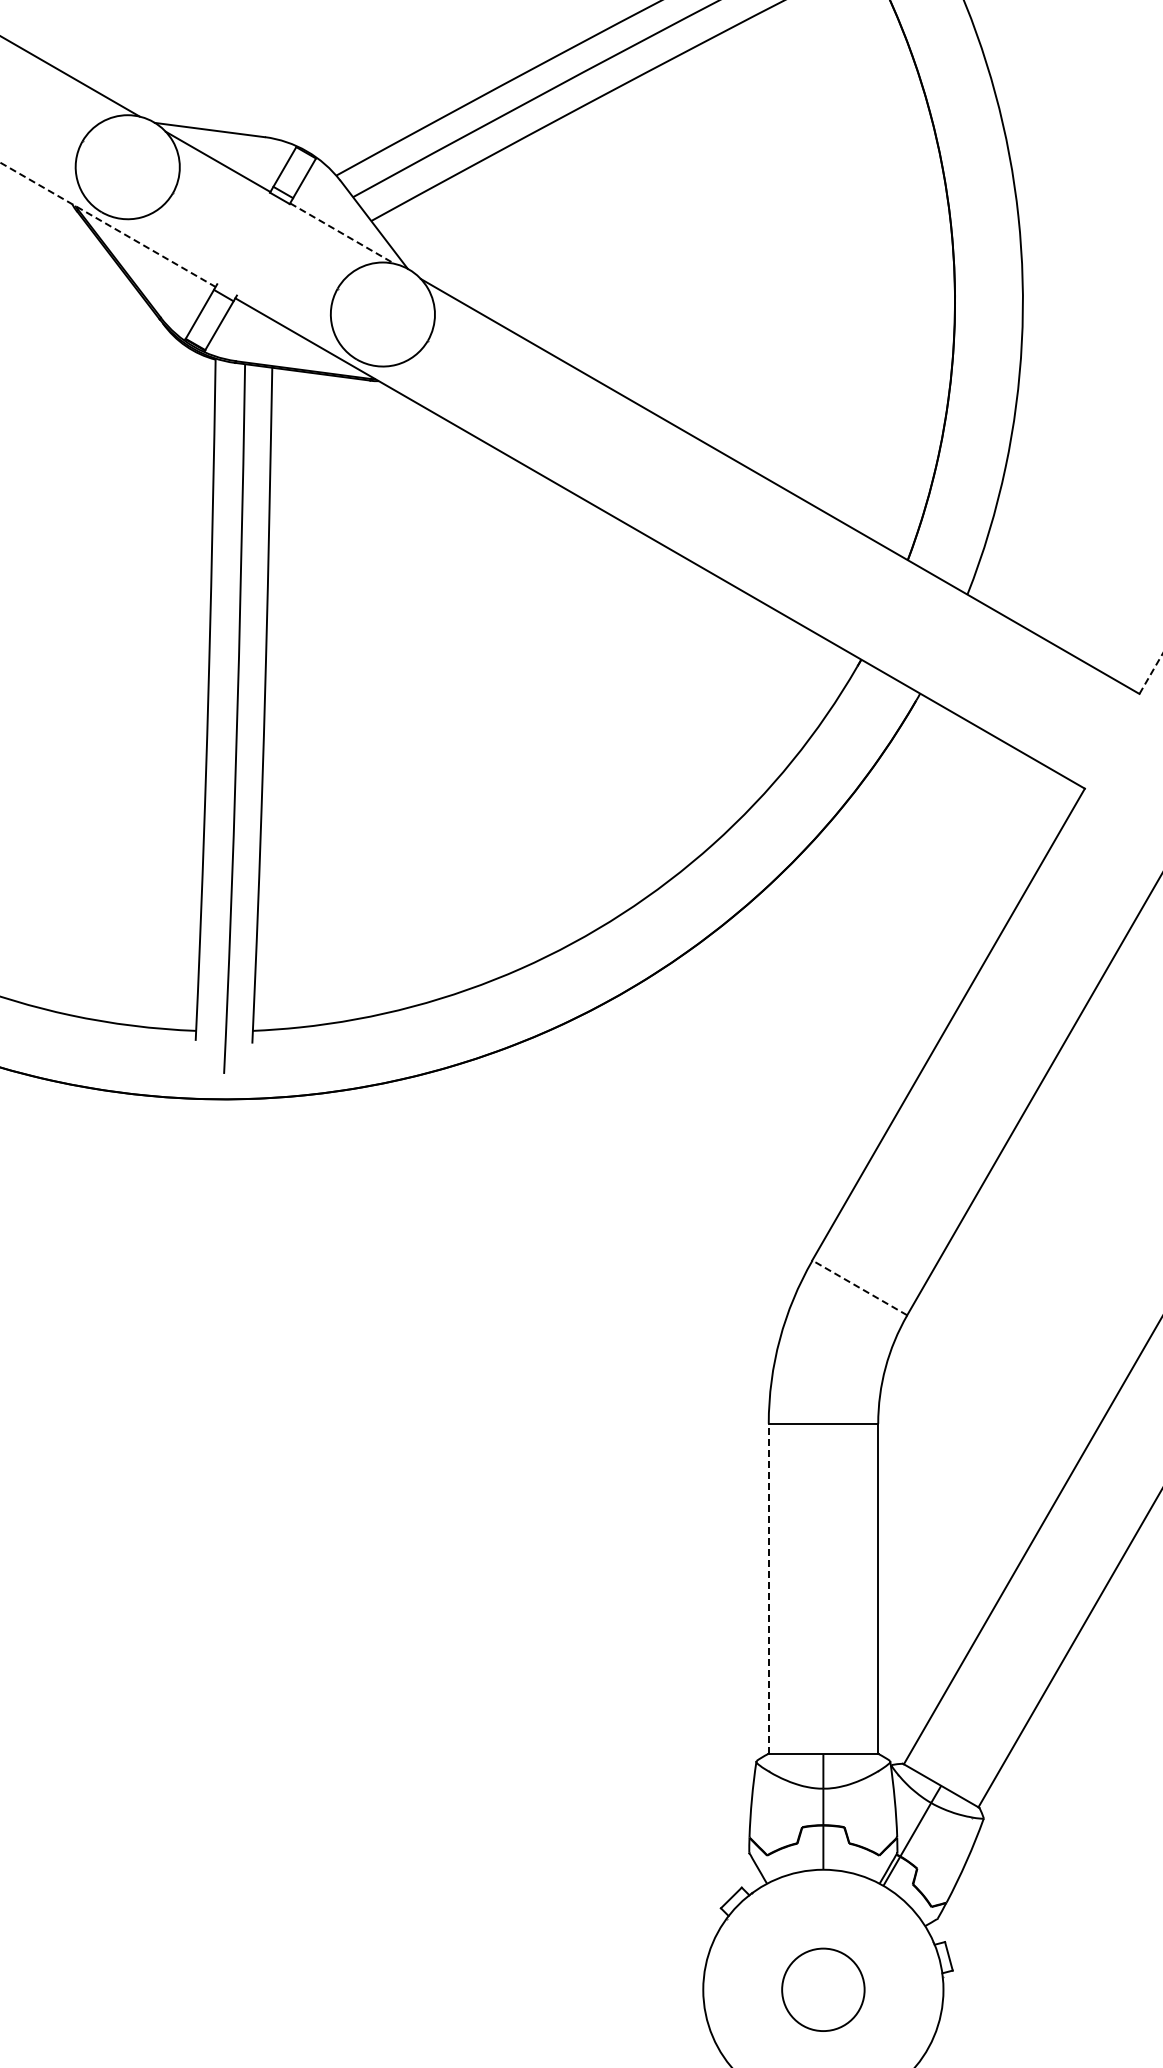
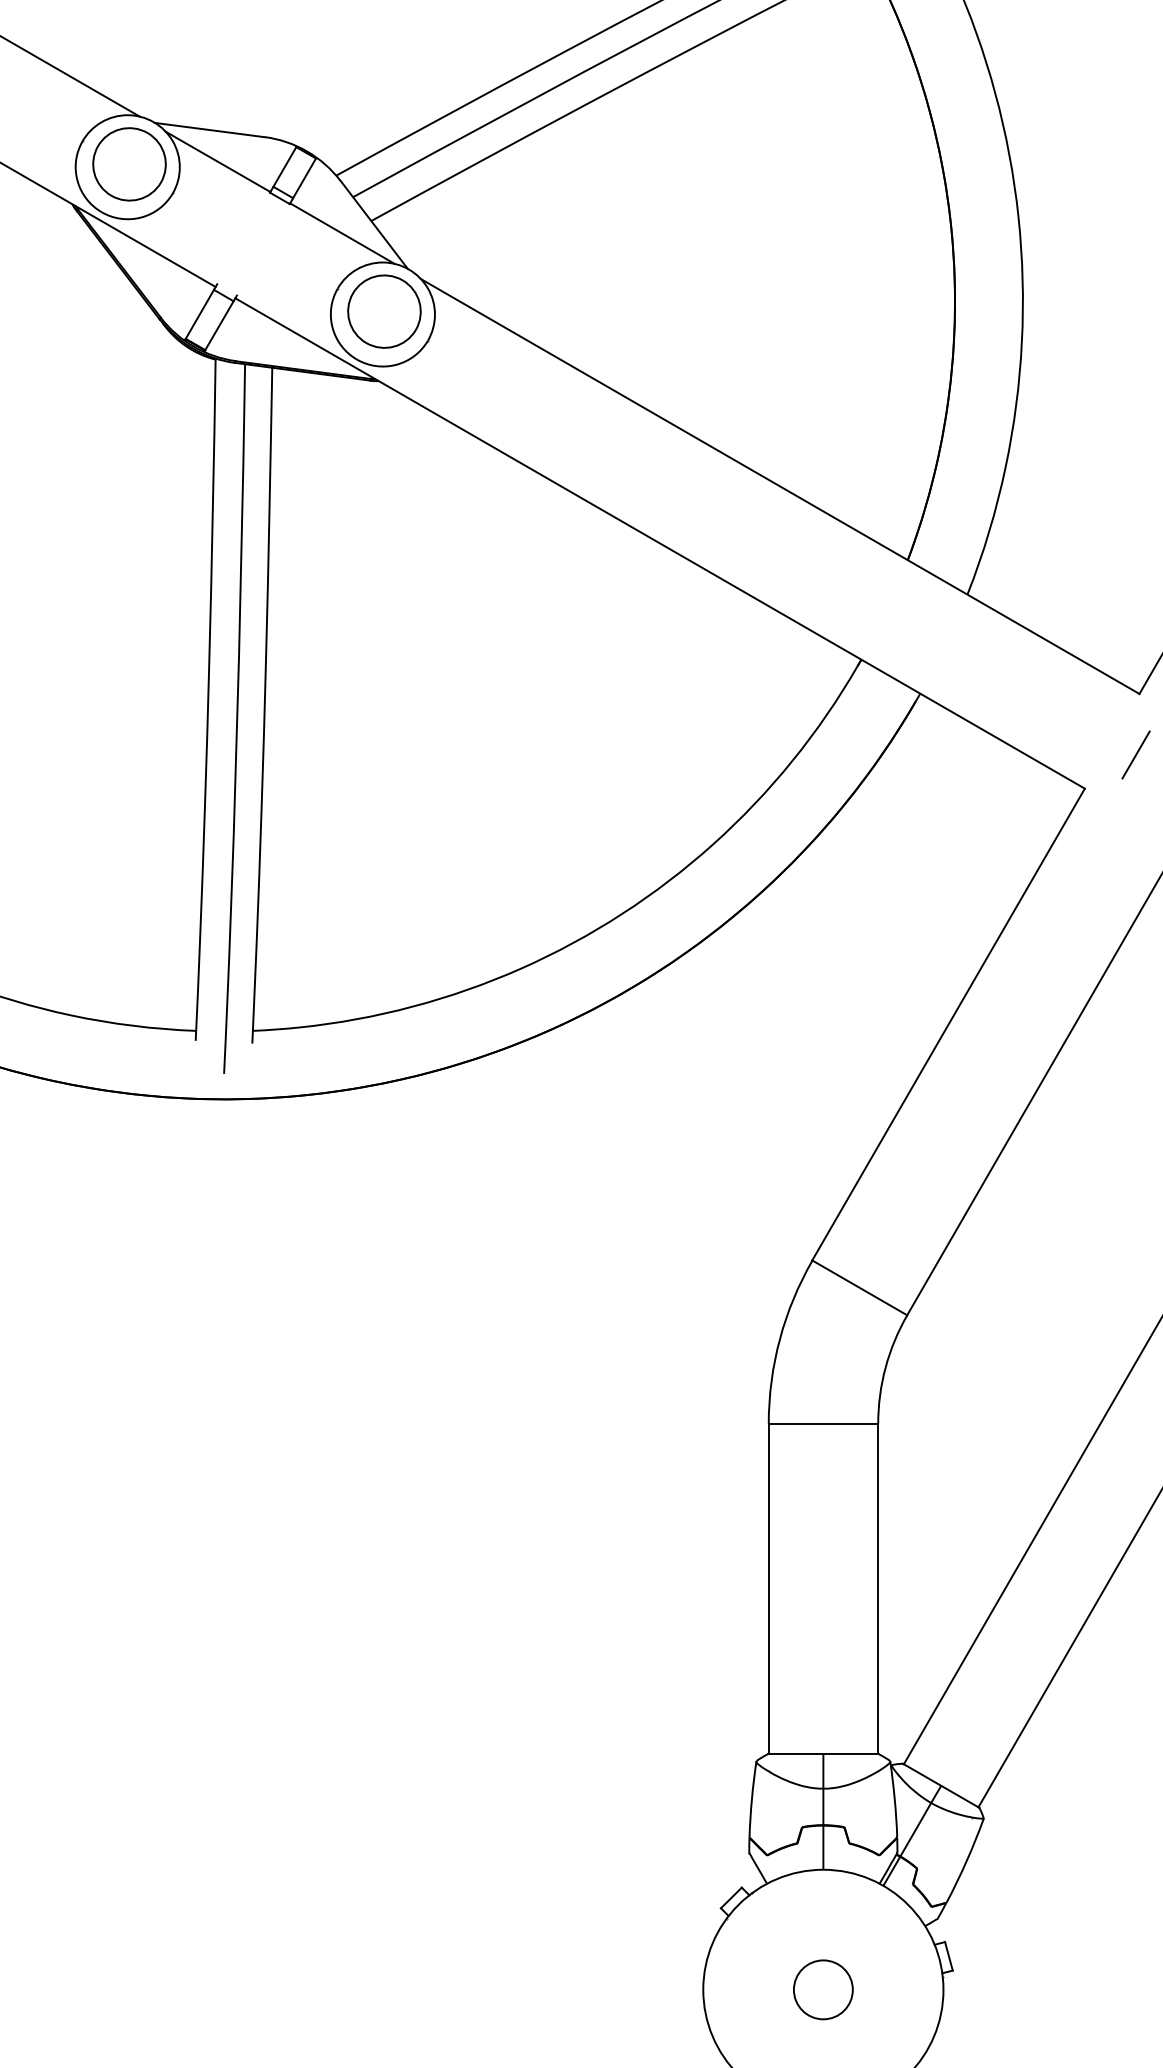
part: none -> present (129, 164)
line: dashed -> solid (108, 224)
line: dashed -> solid (342, 233)
part: none -> present (384, 311)
line: dashed -> solid (1151, 673)
line: none -> present (1135, 754)
line: dashed -> solid (859, 1287)
line: dashed -> solid (768, 1588)
circle diameter: 82 px -> 59 px (822, 1989)
